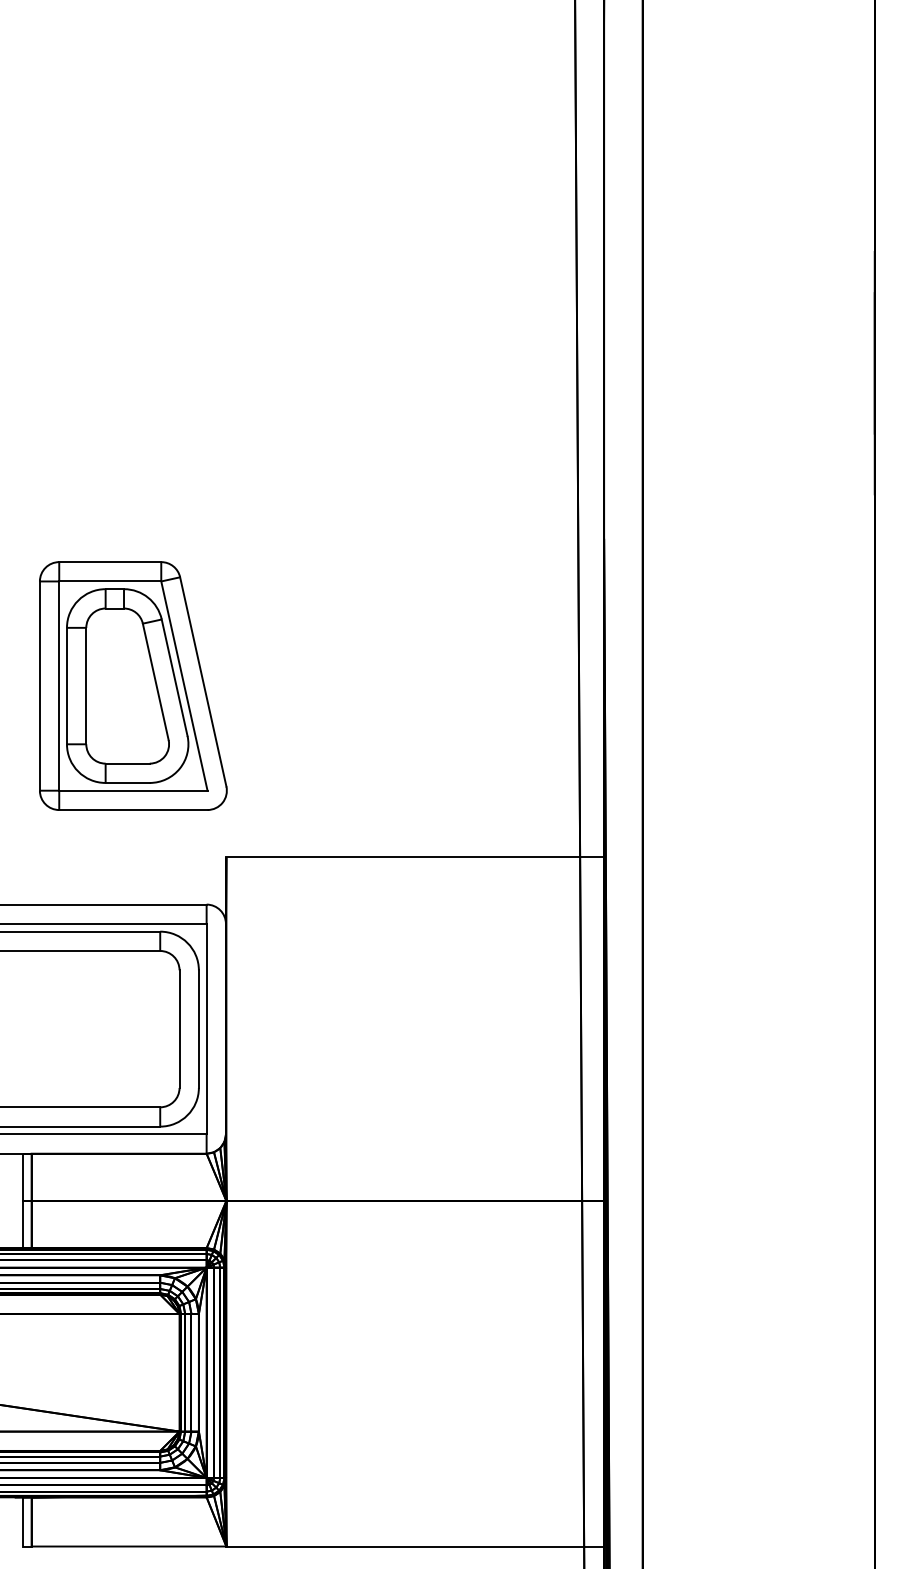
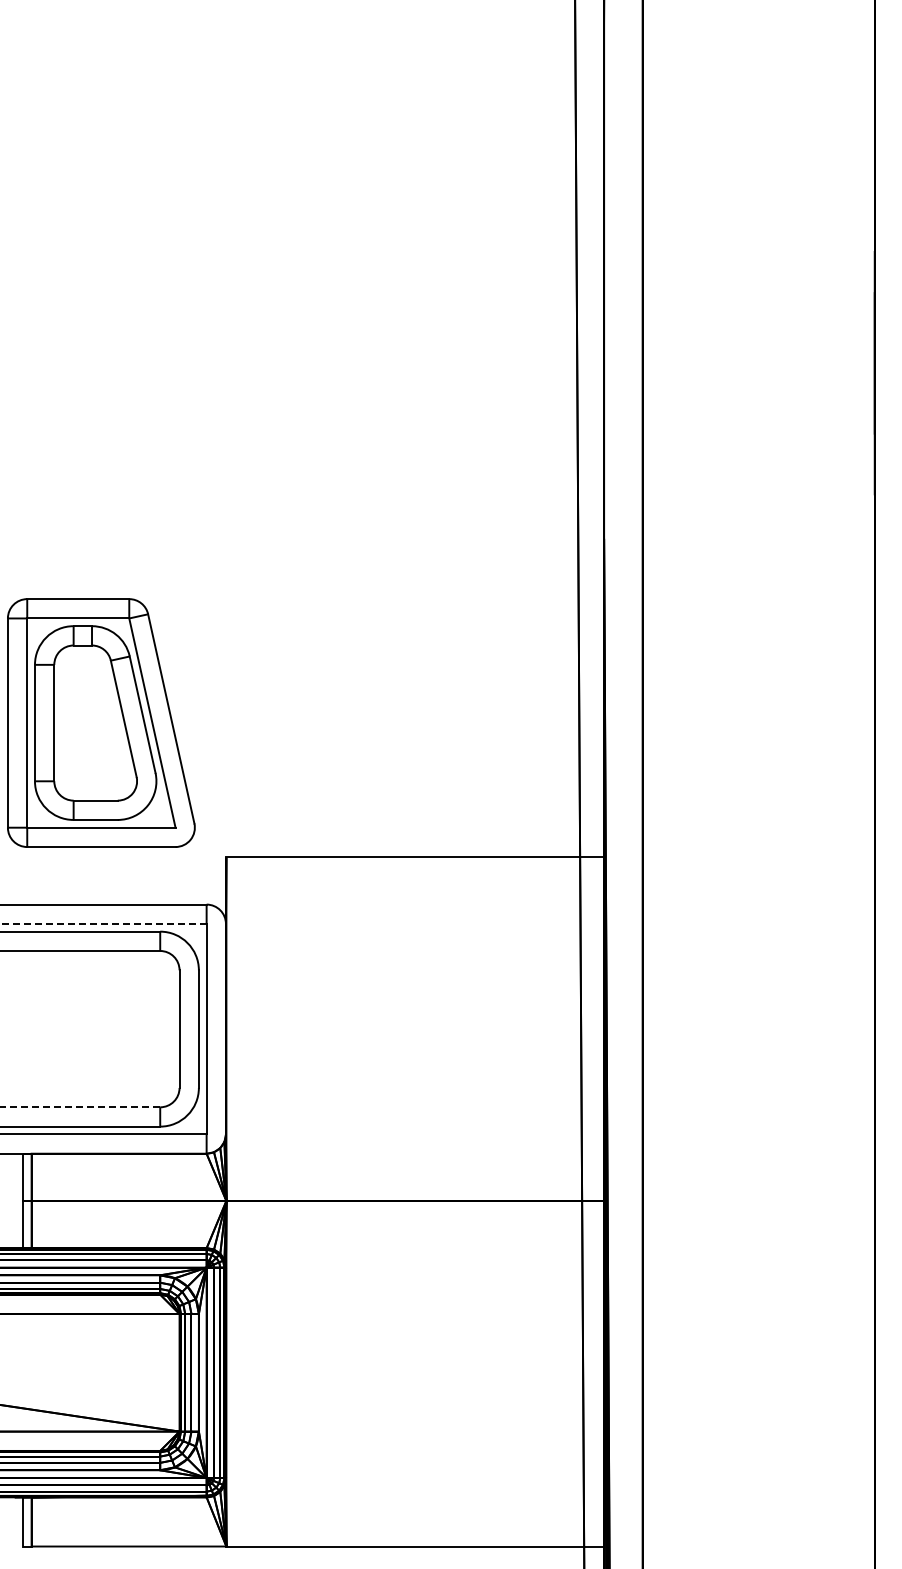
part position: (133, 685) -> (101, 722) (101, 722)
line: solid -> dashed (103, 923)
line: solid -> dashed (80, 1107)
